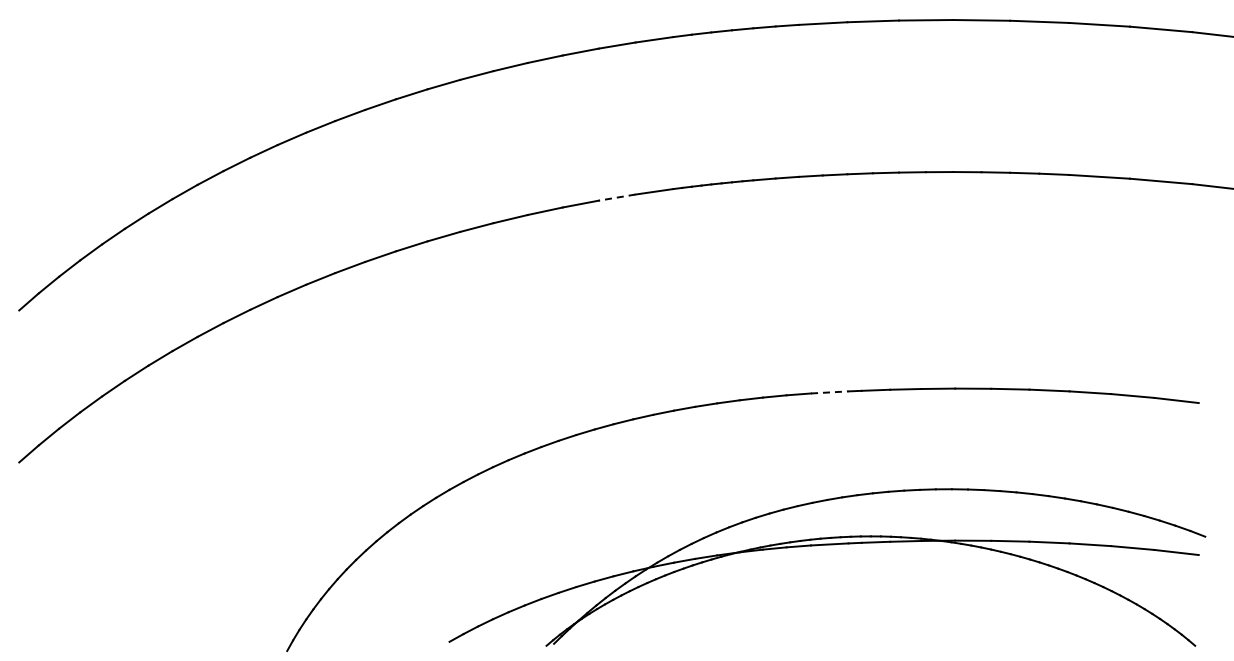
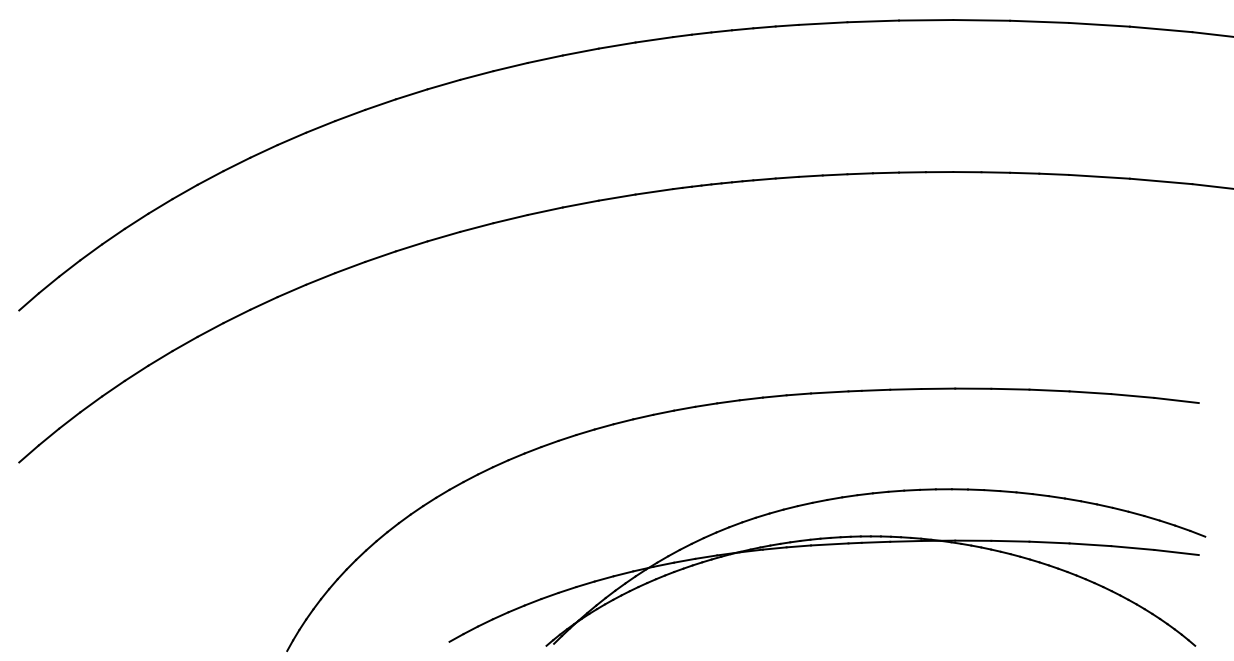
line: dashed -> solid (617, 197)
line: dashed -> solid (829, 392)
